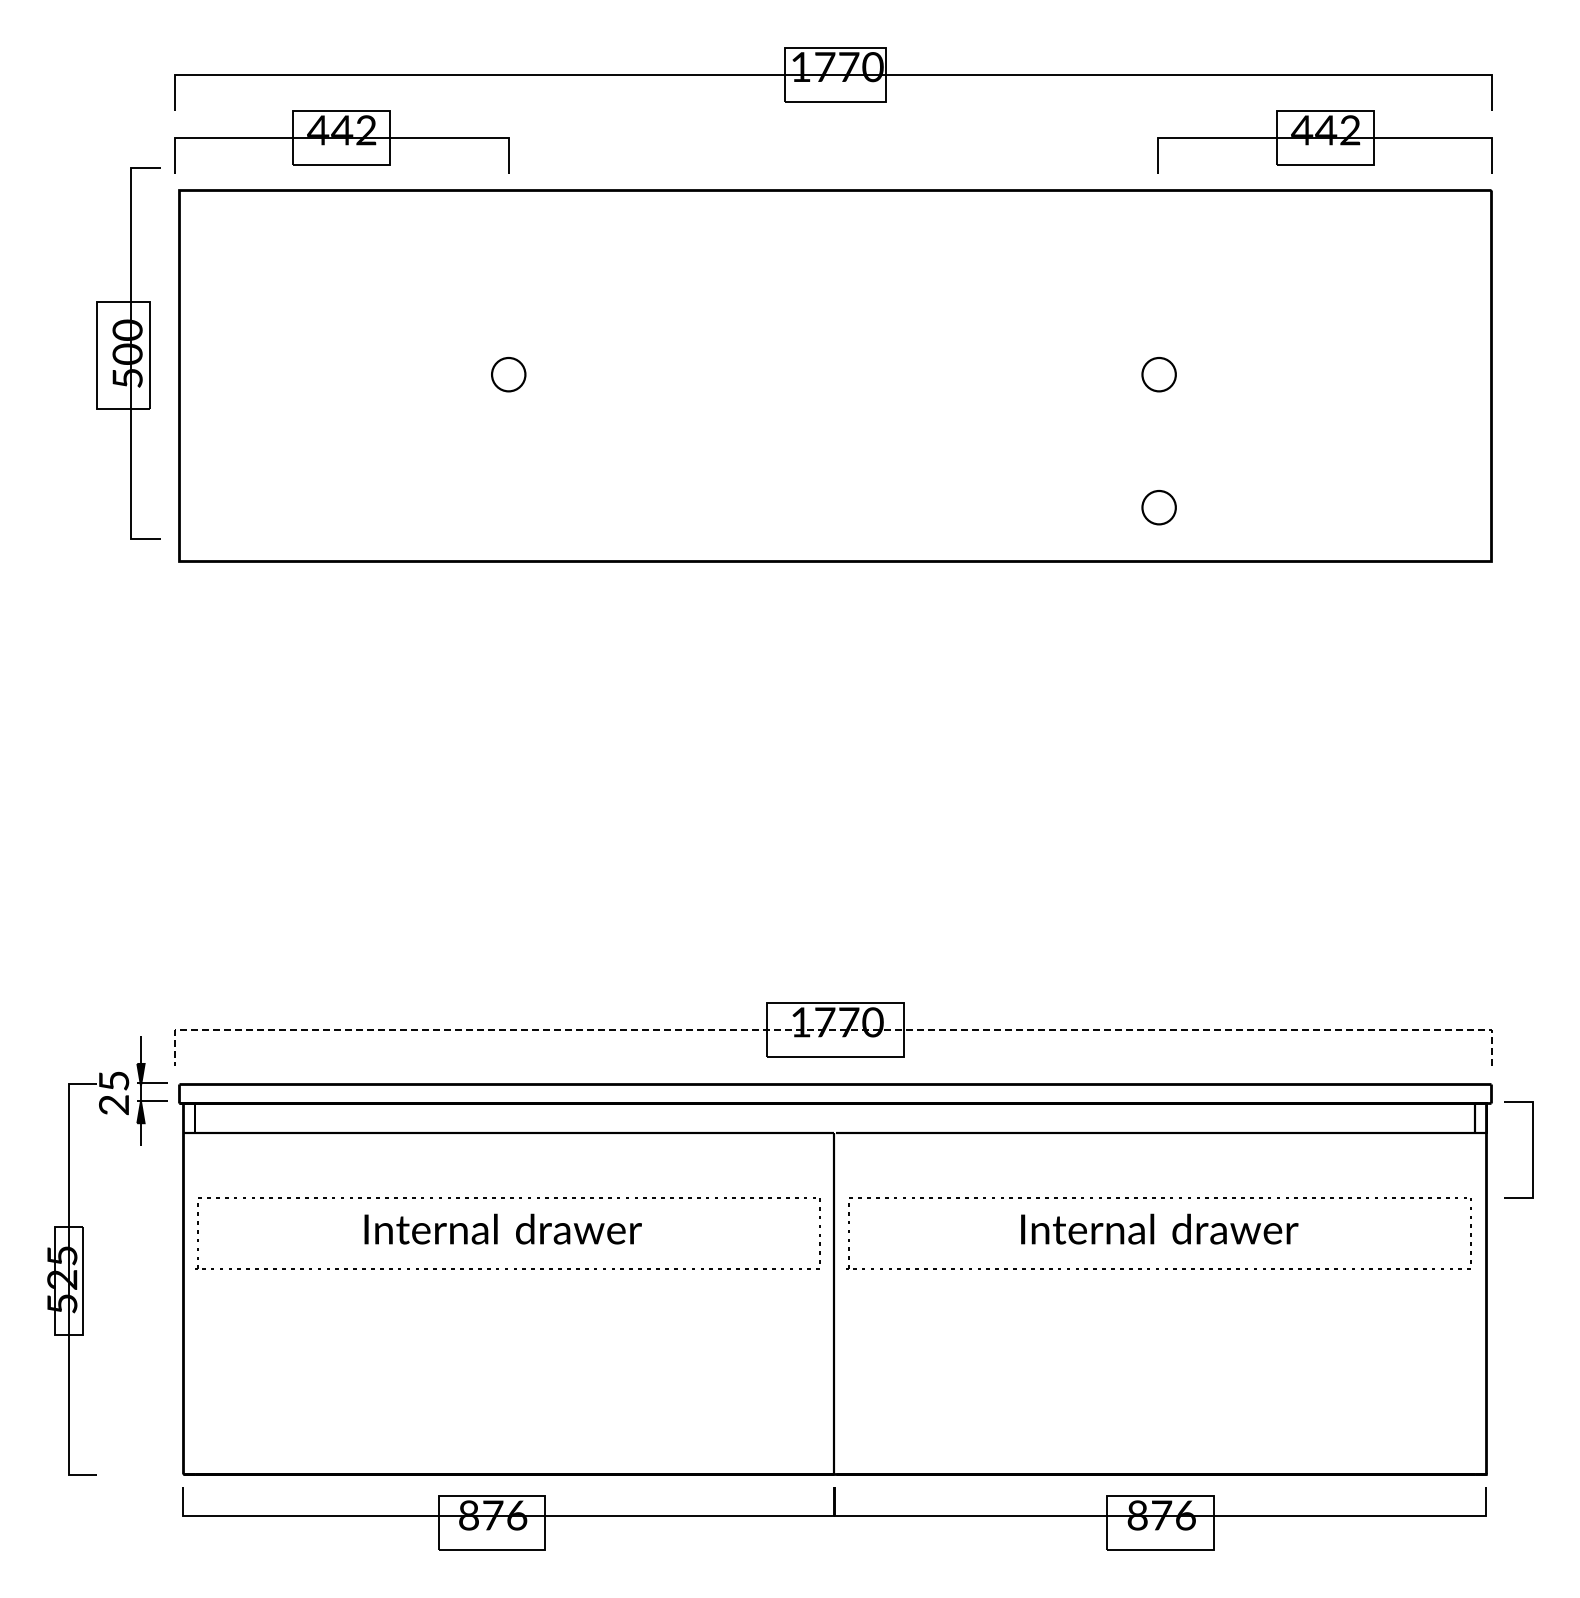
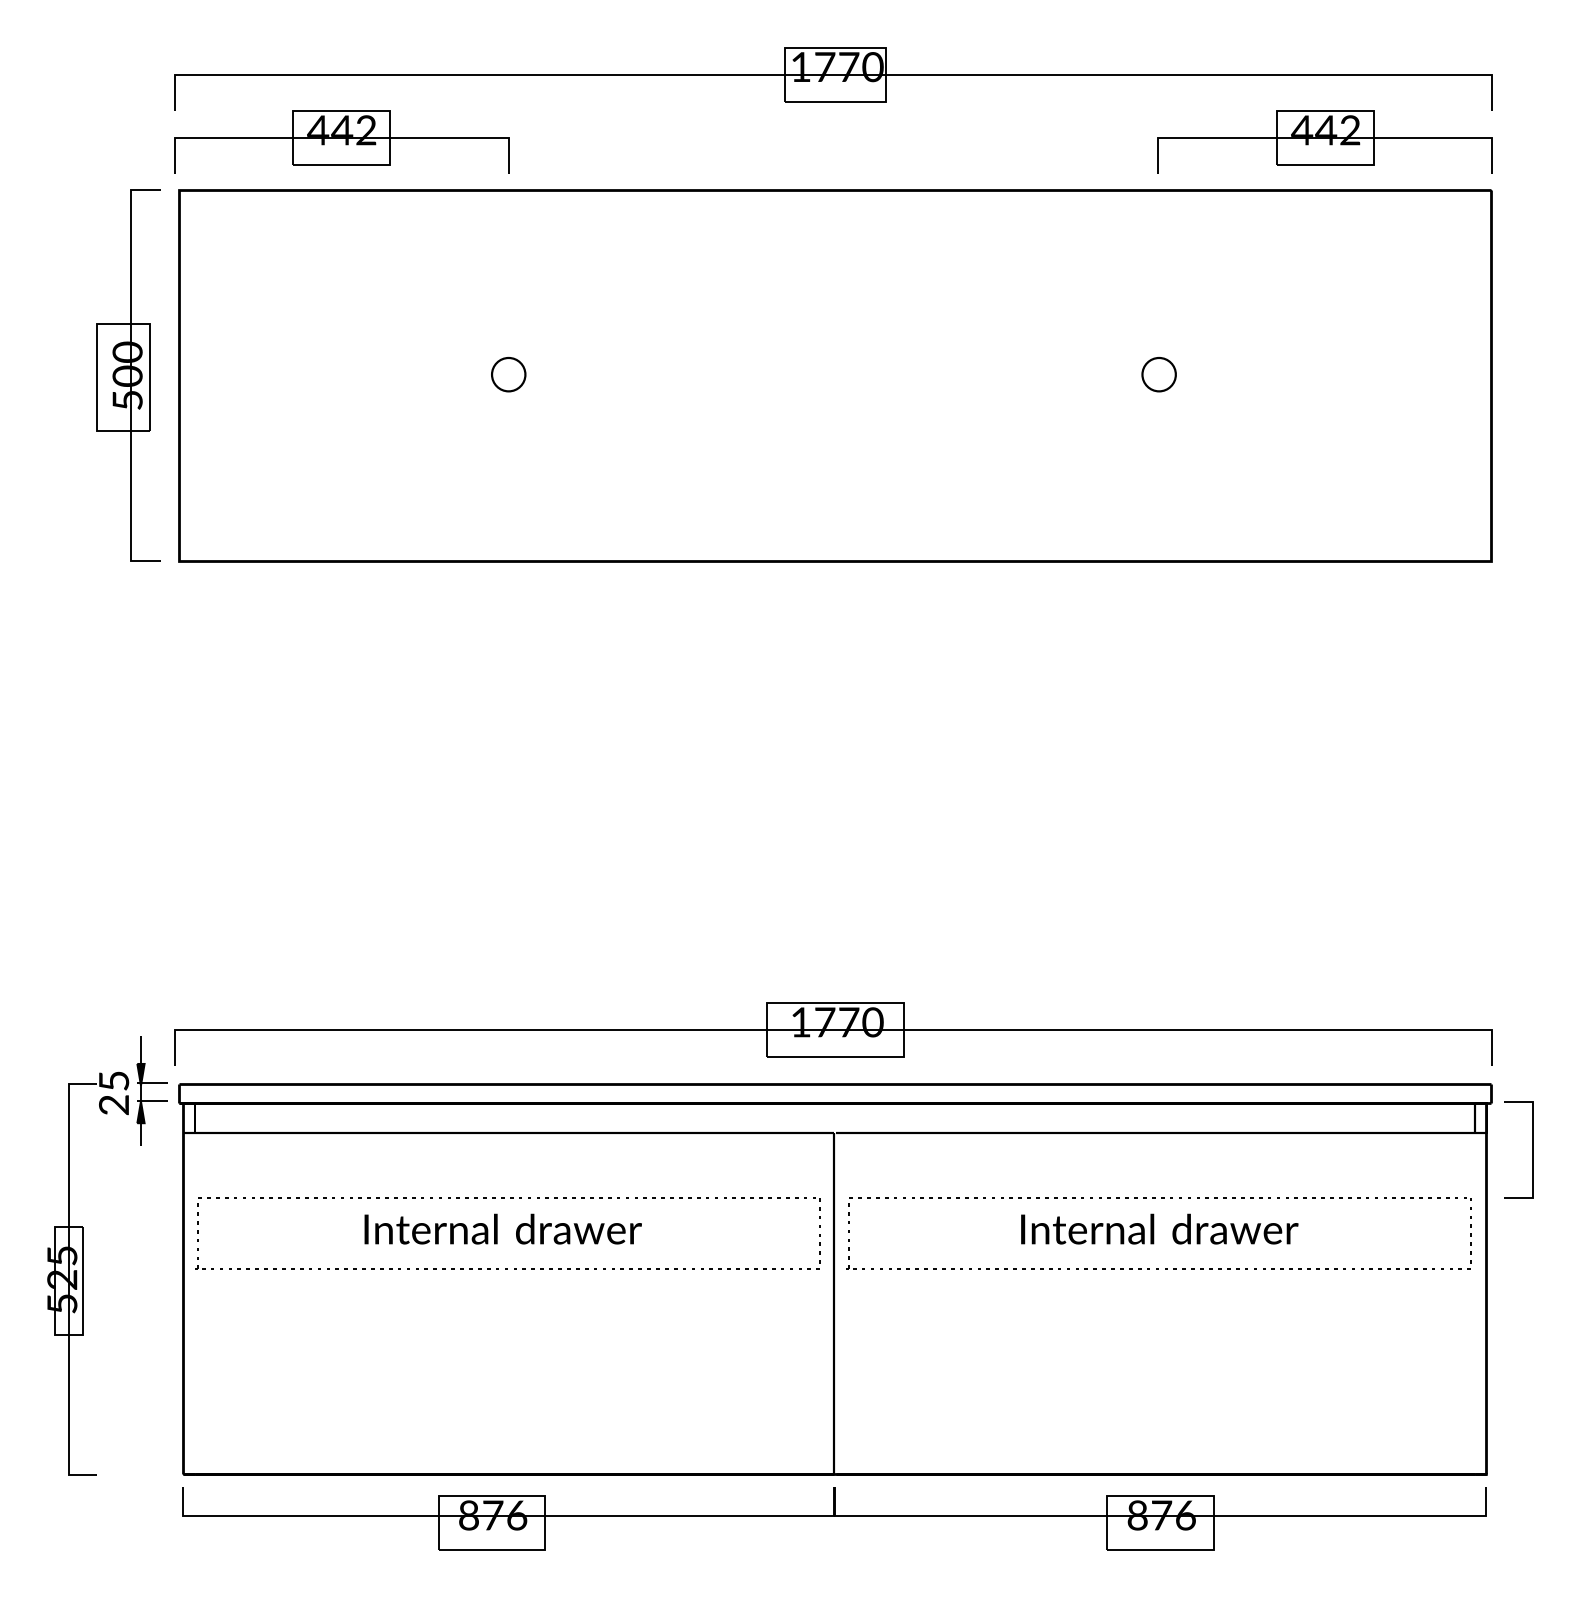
part position: (128, 353) -> (128, 375) (128, 375)
part: present -> none (1158, 507)
line: dashed -> solid (833, 1030)
